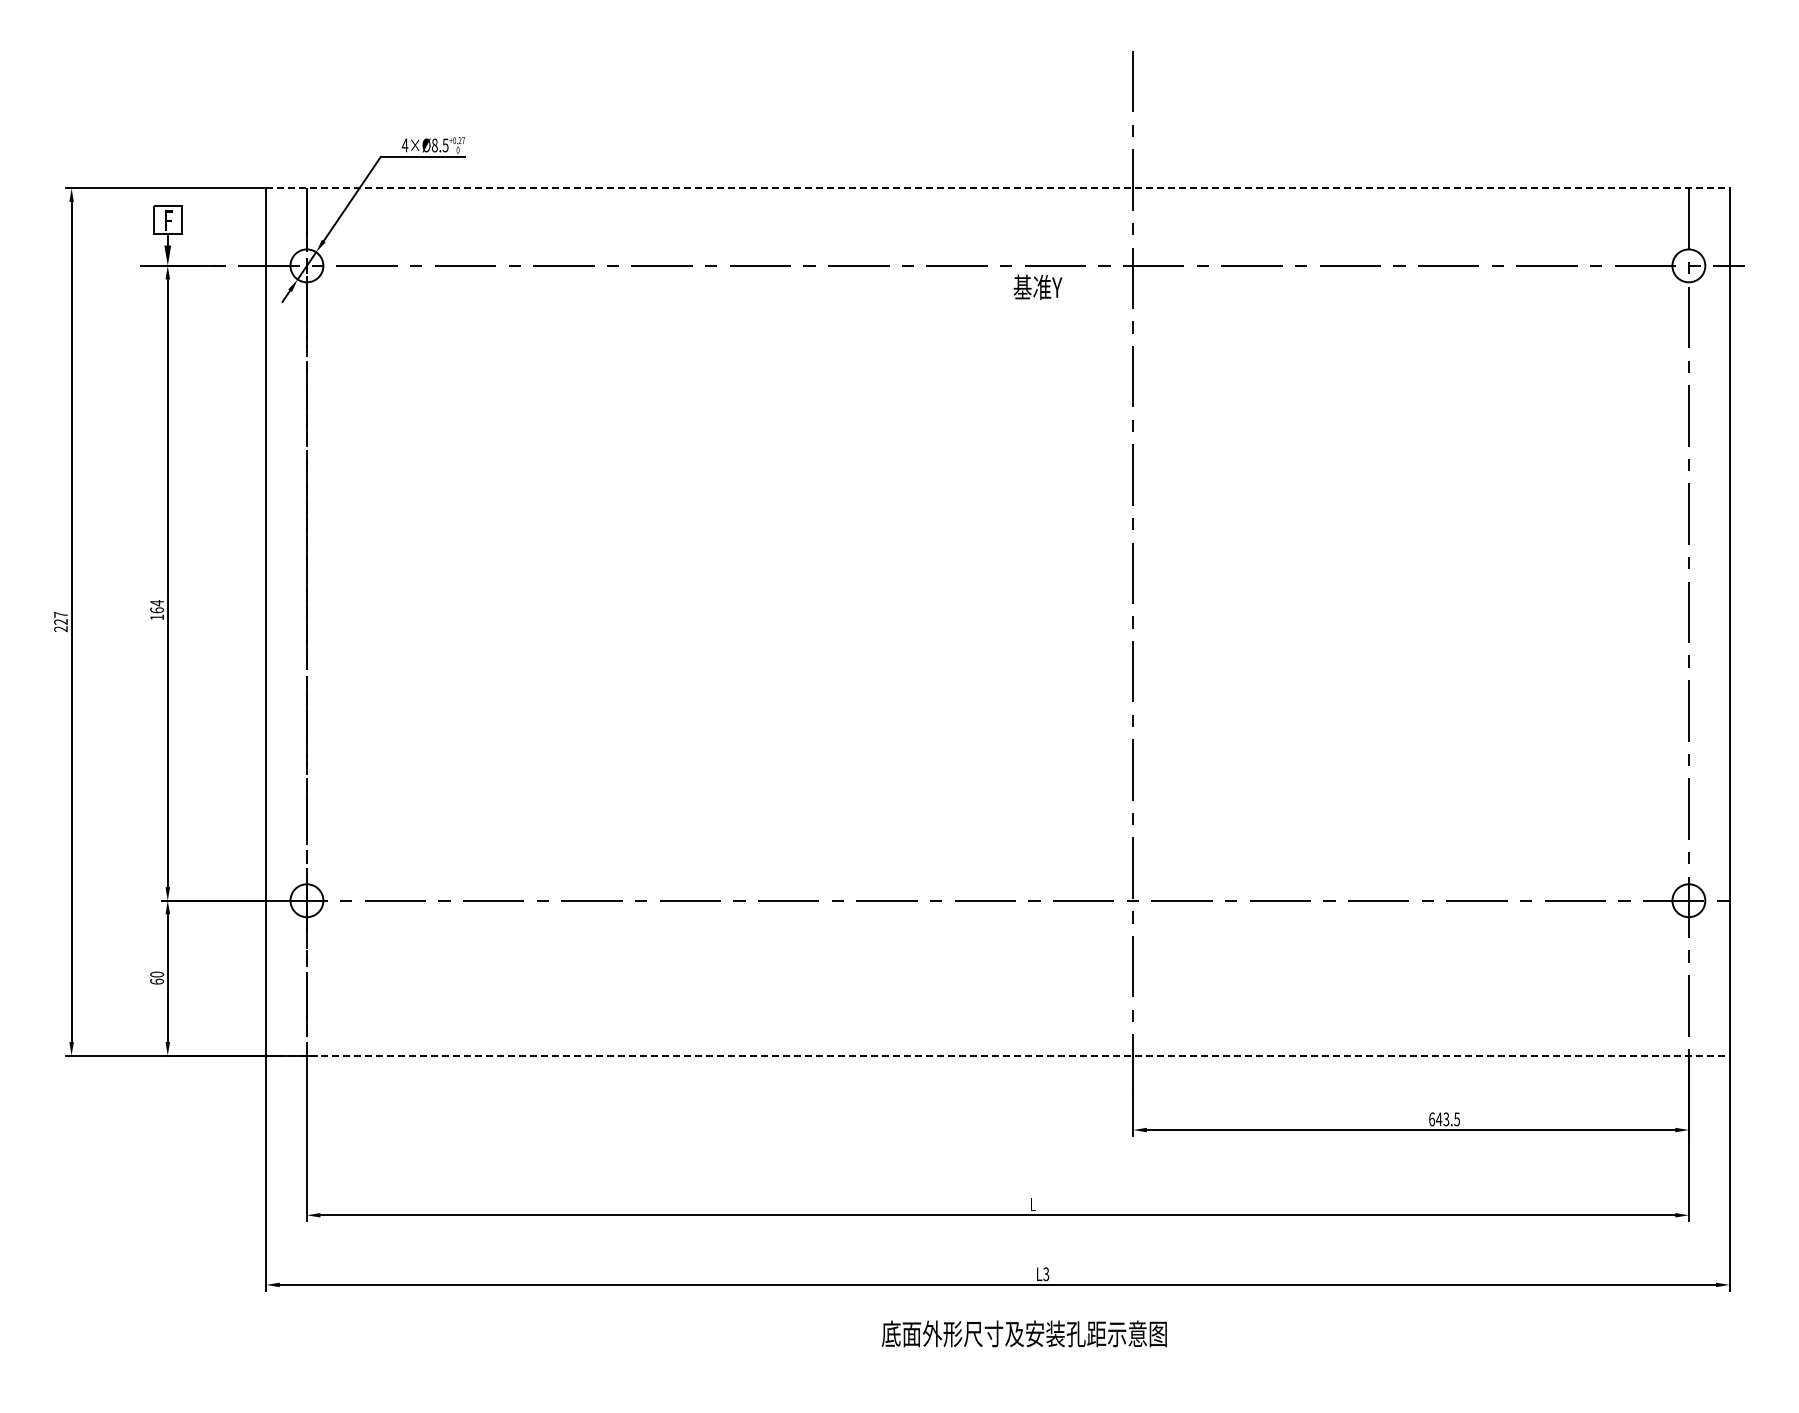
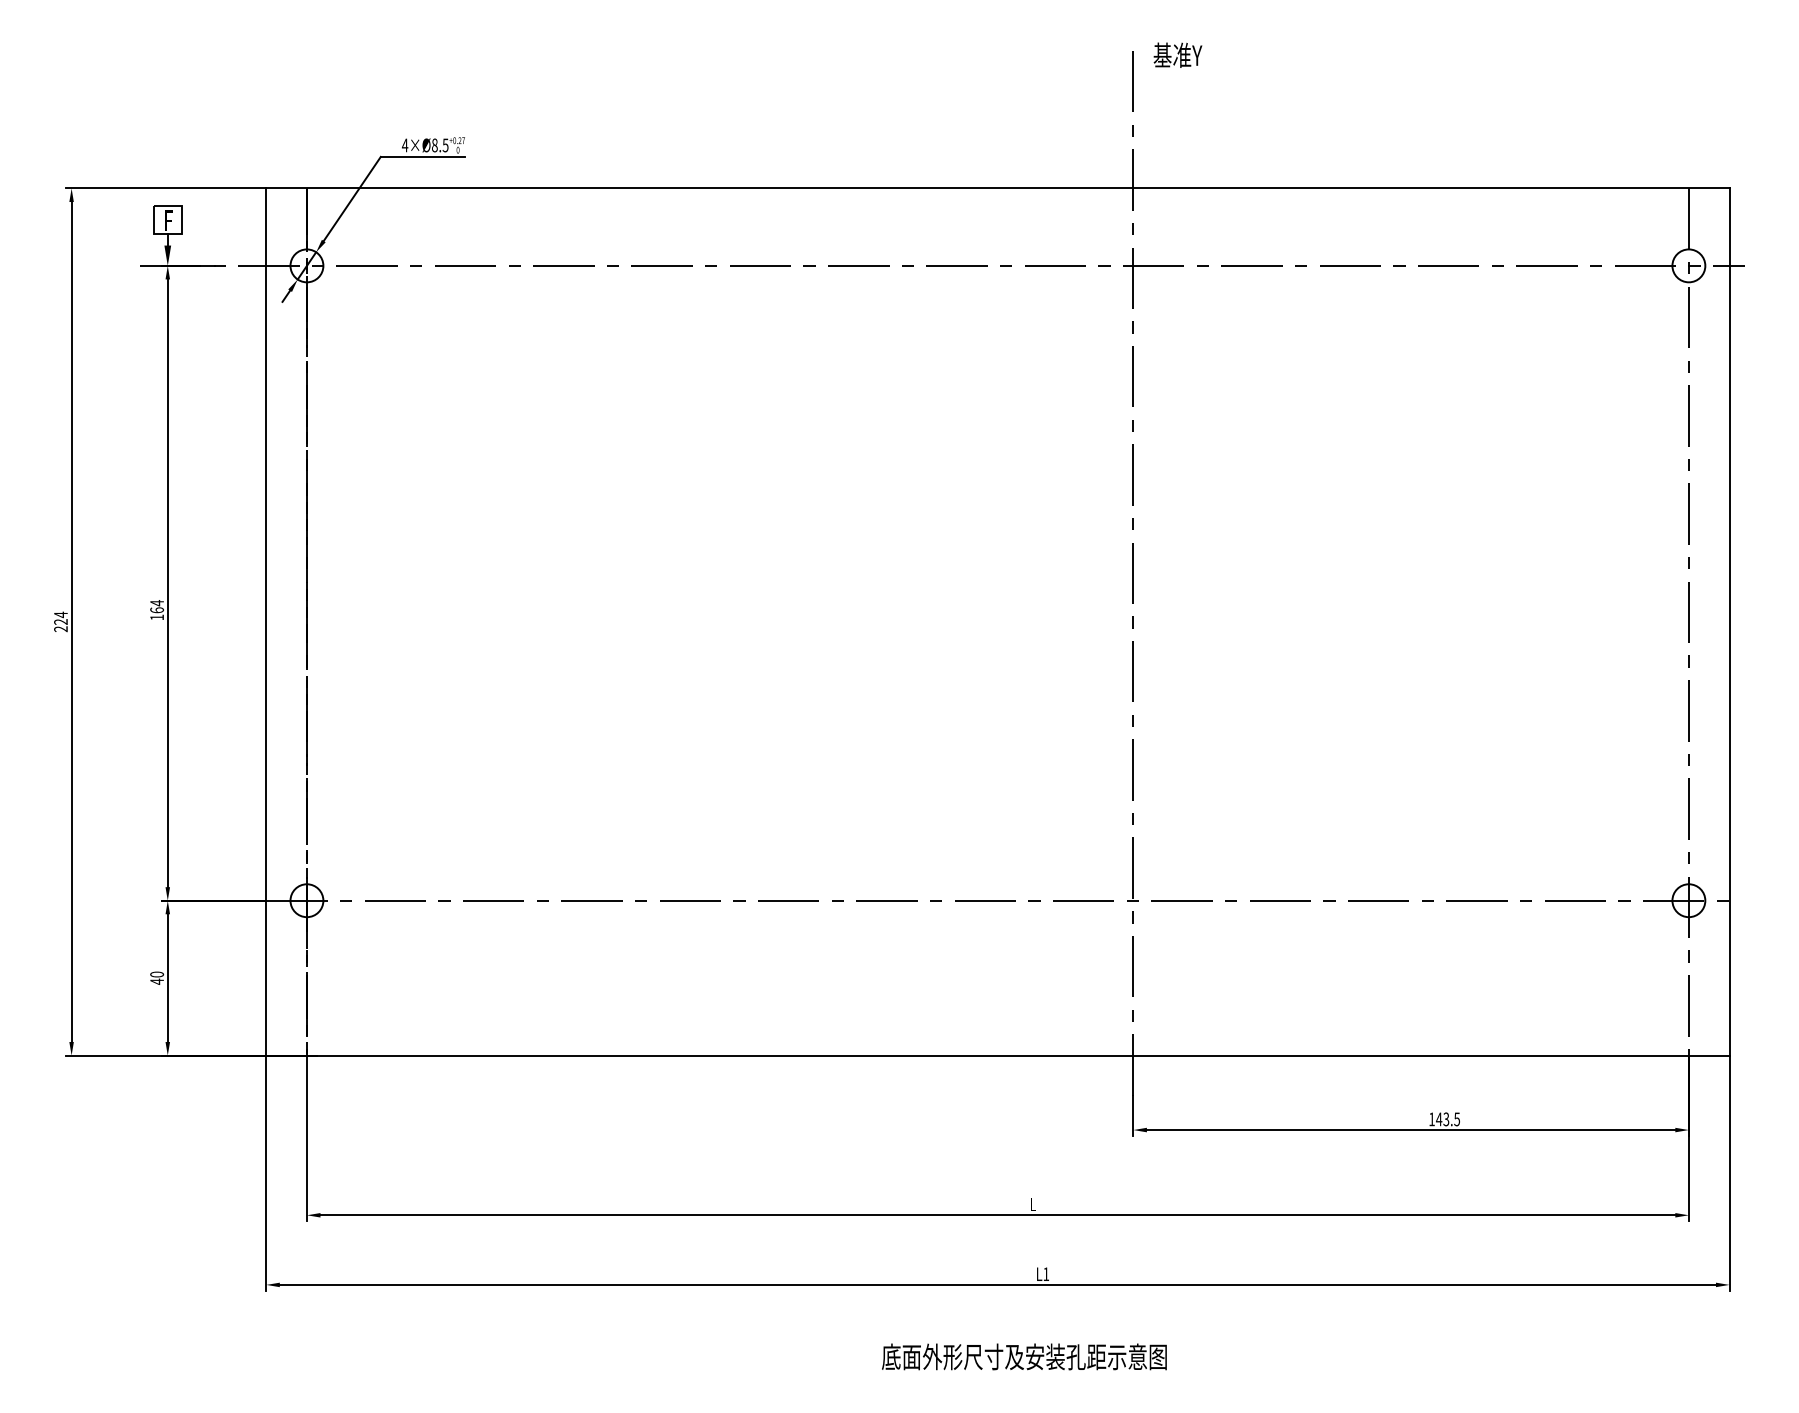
line: dashed -> solid (997, 188)
text position: (1037, 286) -> (1177, 54) (1177, 54)
text: 227 -> 224 (60, 614)
text: 60 -> 40 (157, 981)
line: dashed -> solid (997, 1055)
text: 643.5 -> 143.5 (1431, 1119)
text: L3 -> L1 (1046, 1274)
text position: (1024, 1333) -> (1024, 1356) (1024, 1356)
